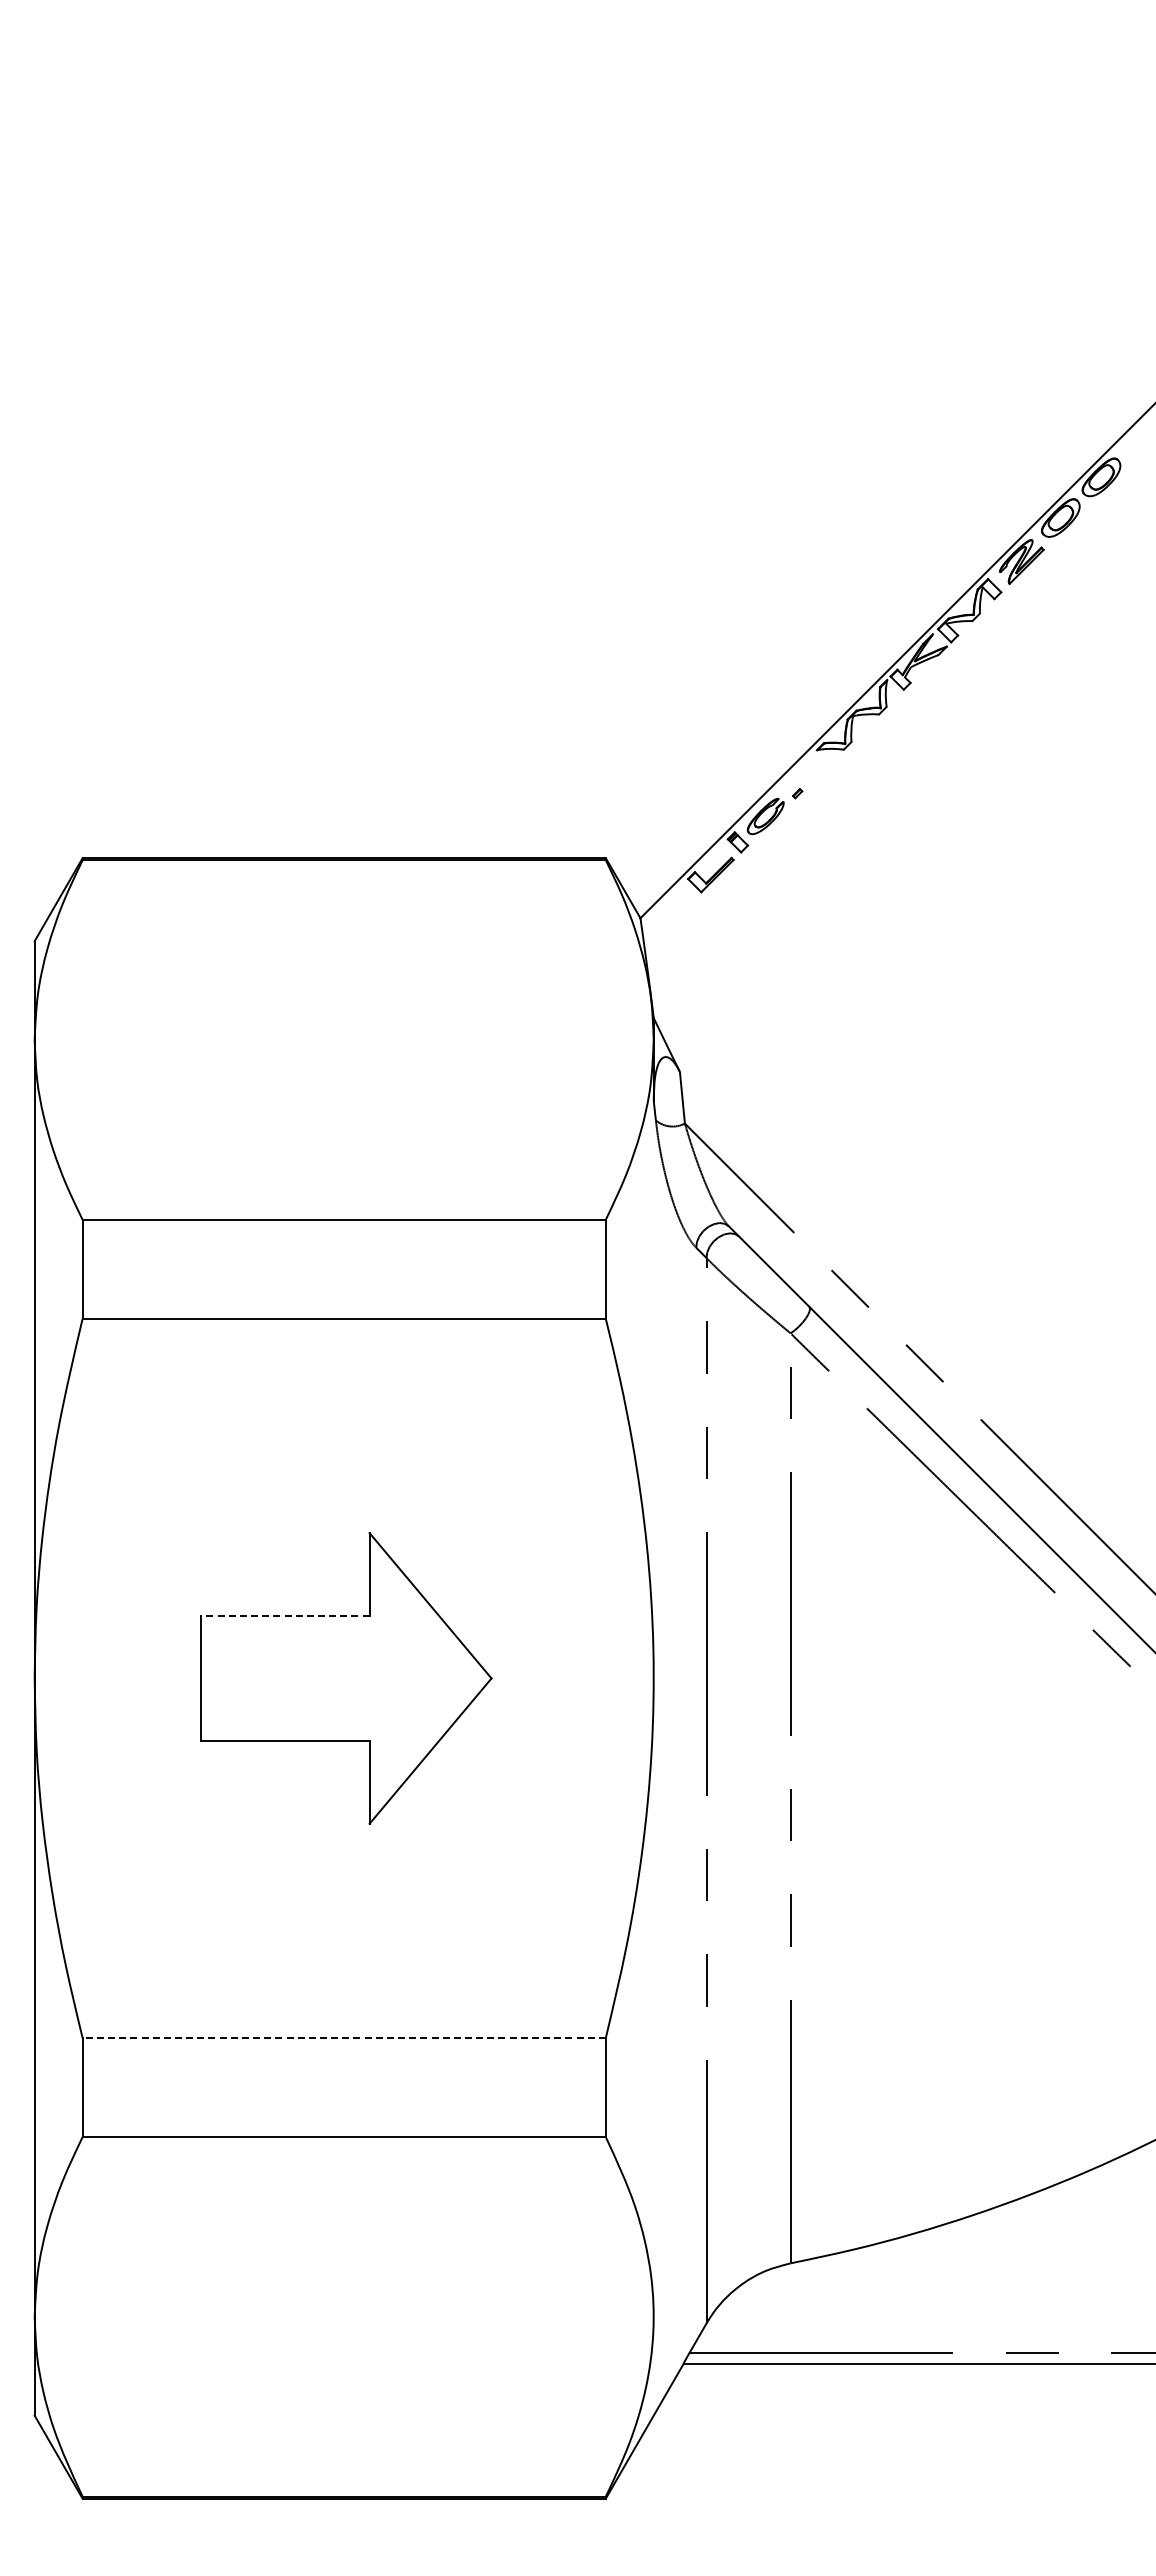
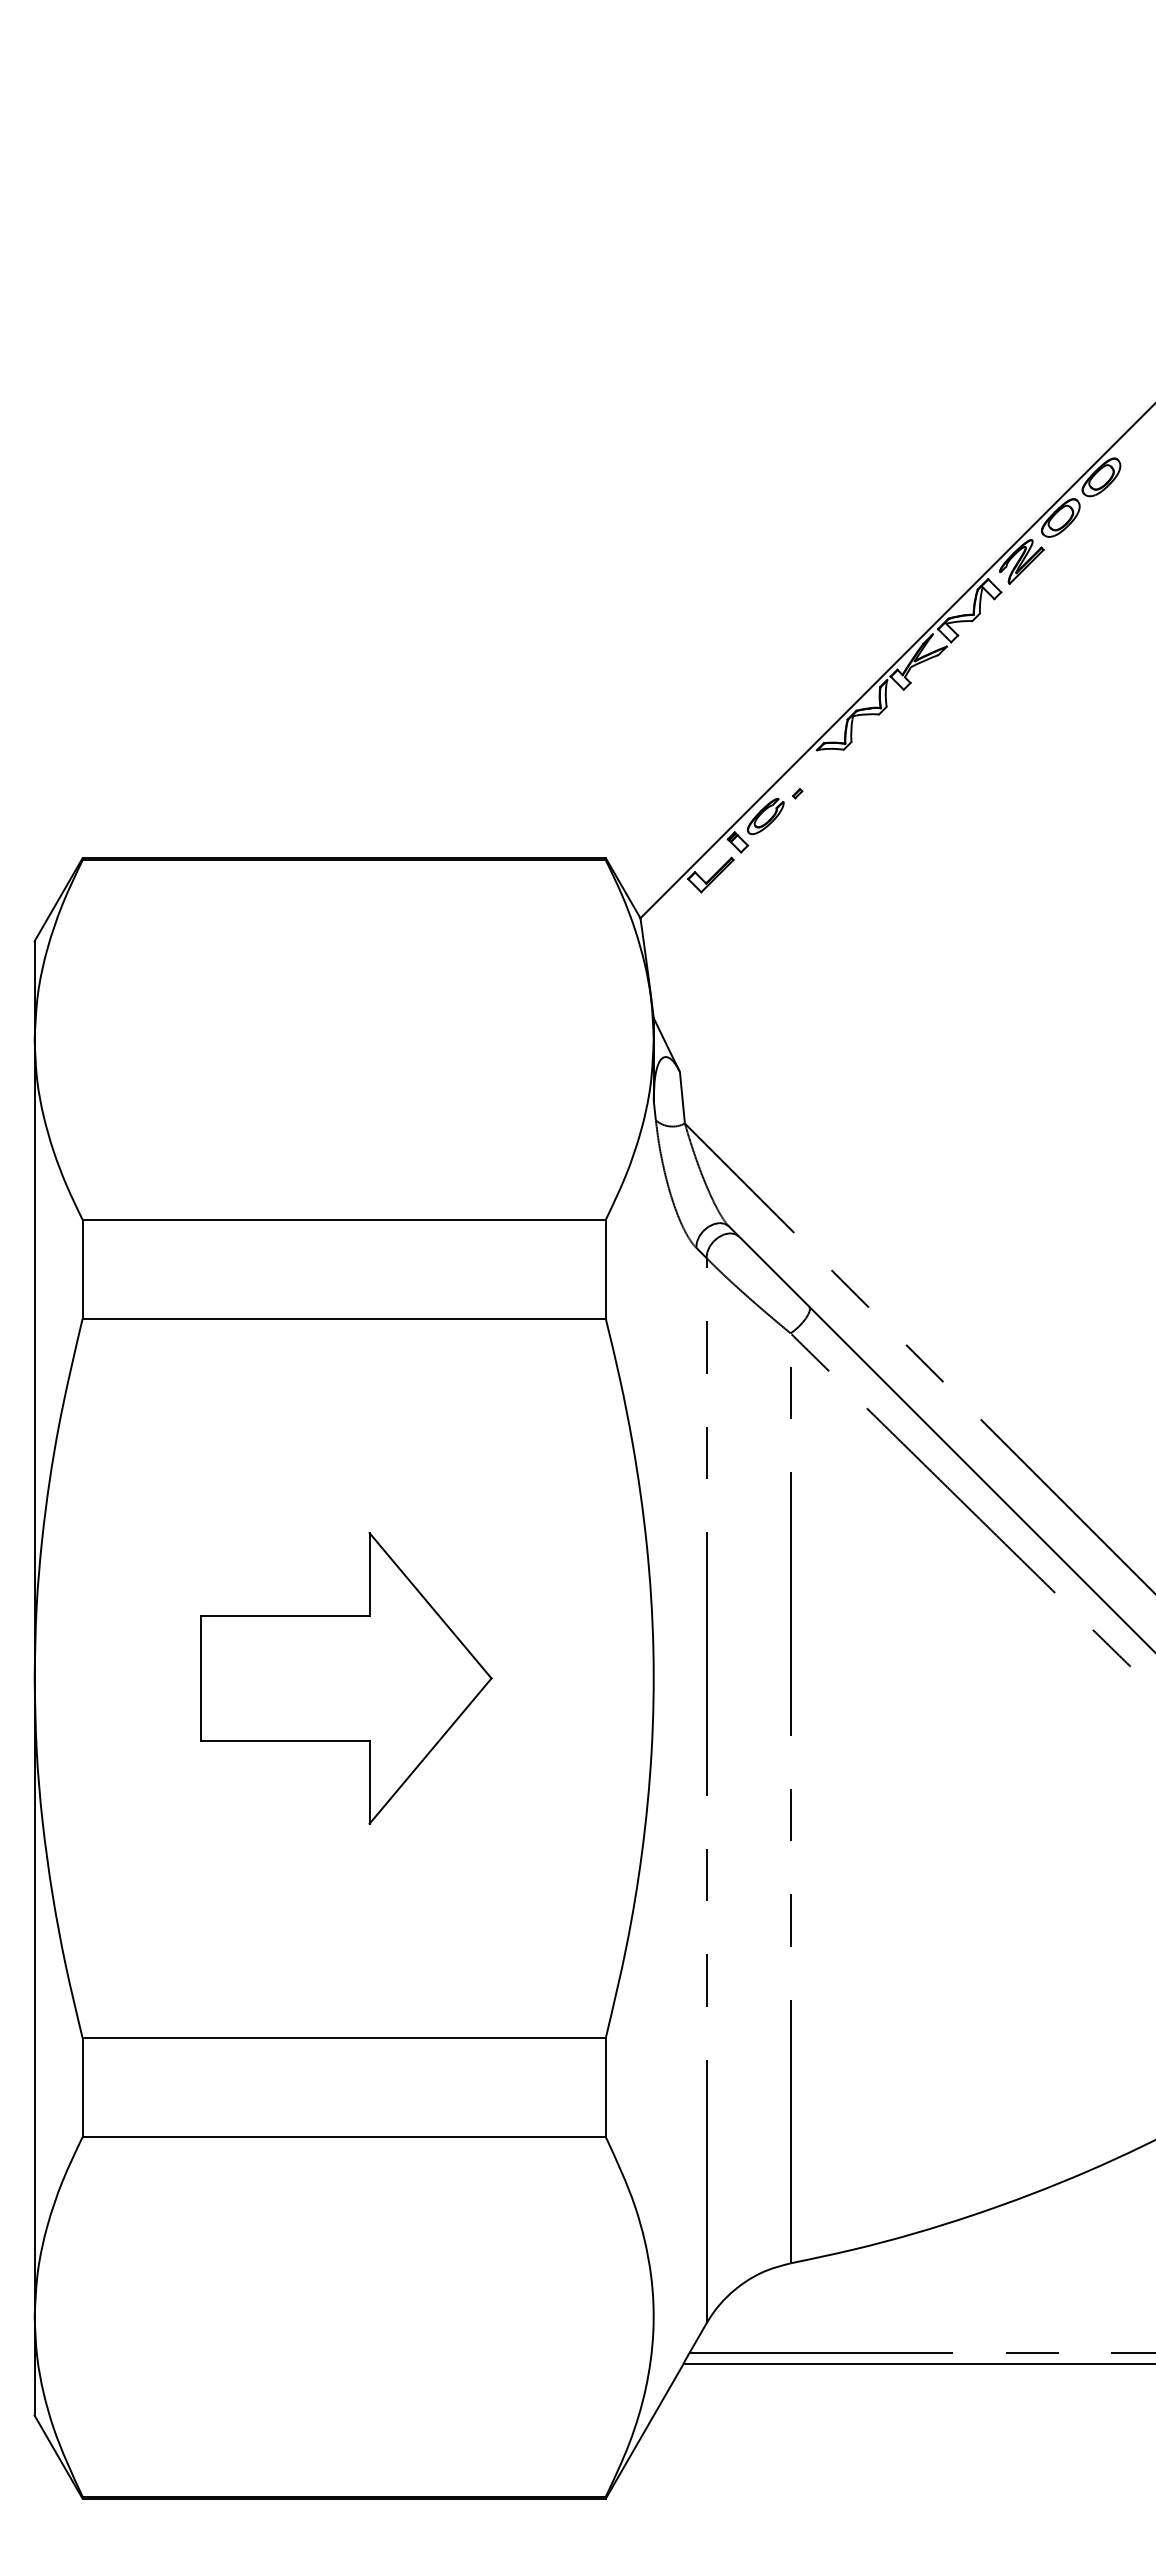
line: dashed -> solid (284, 1616)
line: dashed -> solid (344, 2038)
